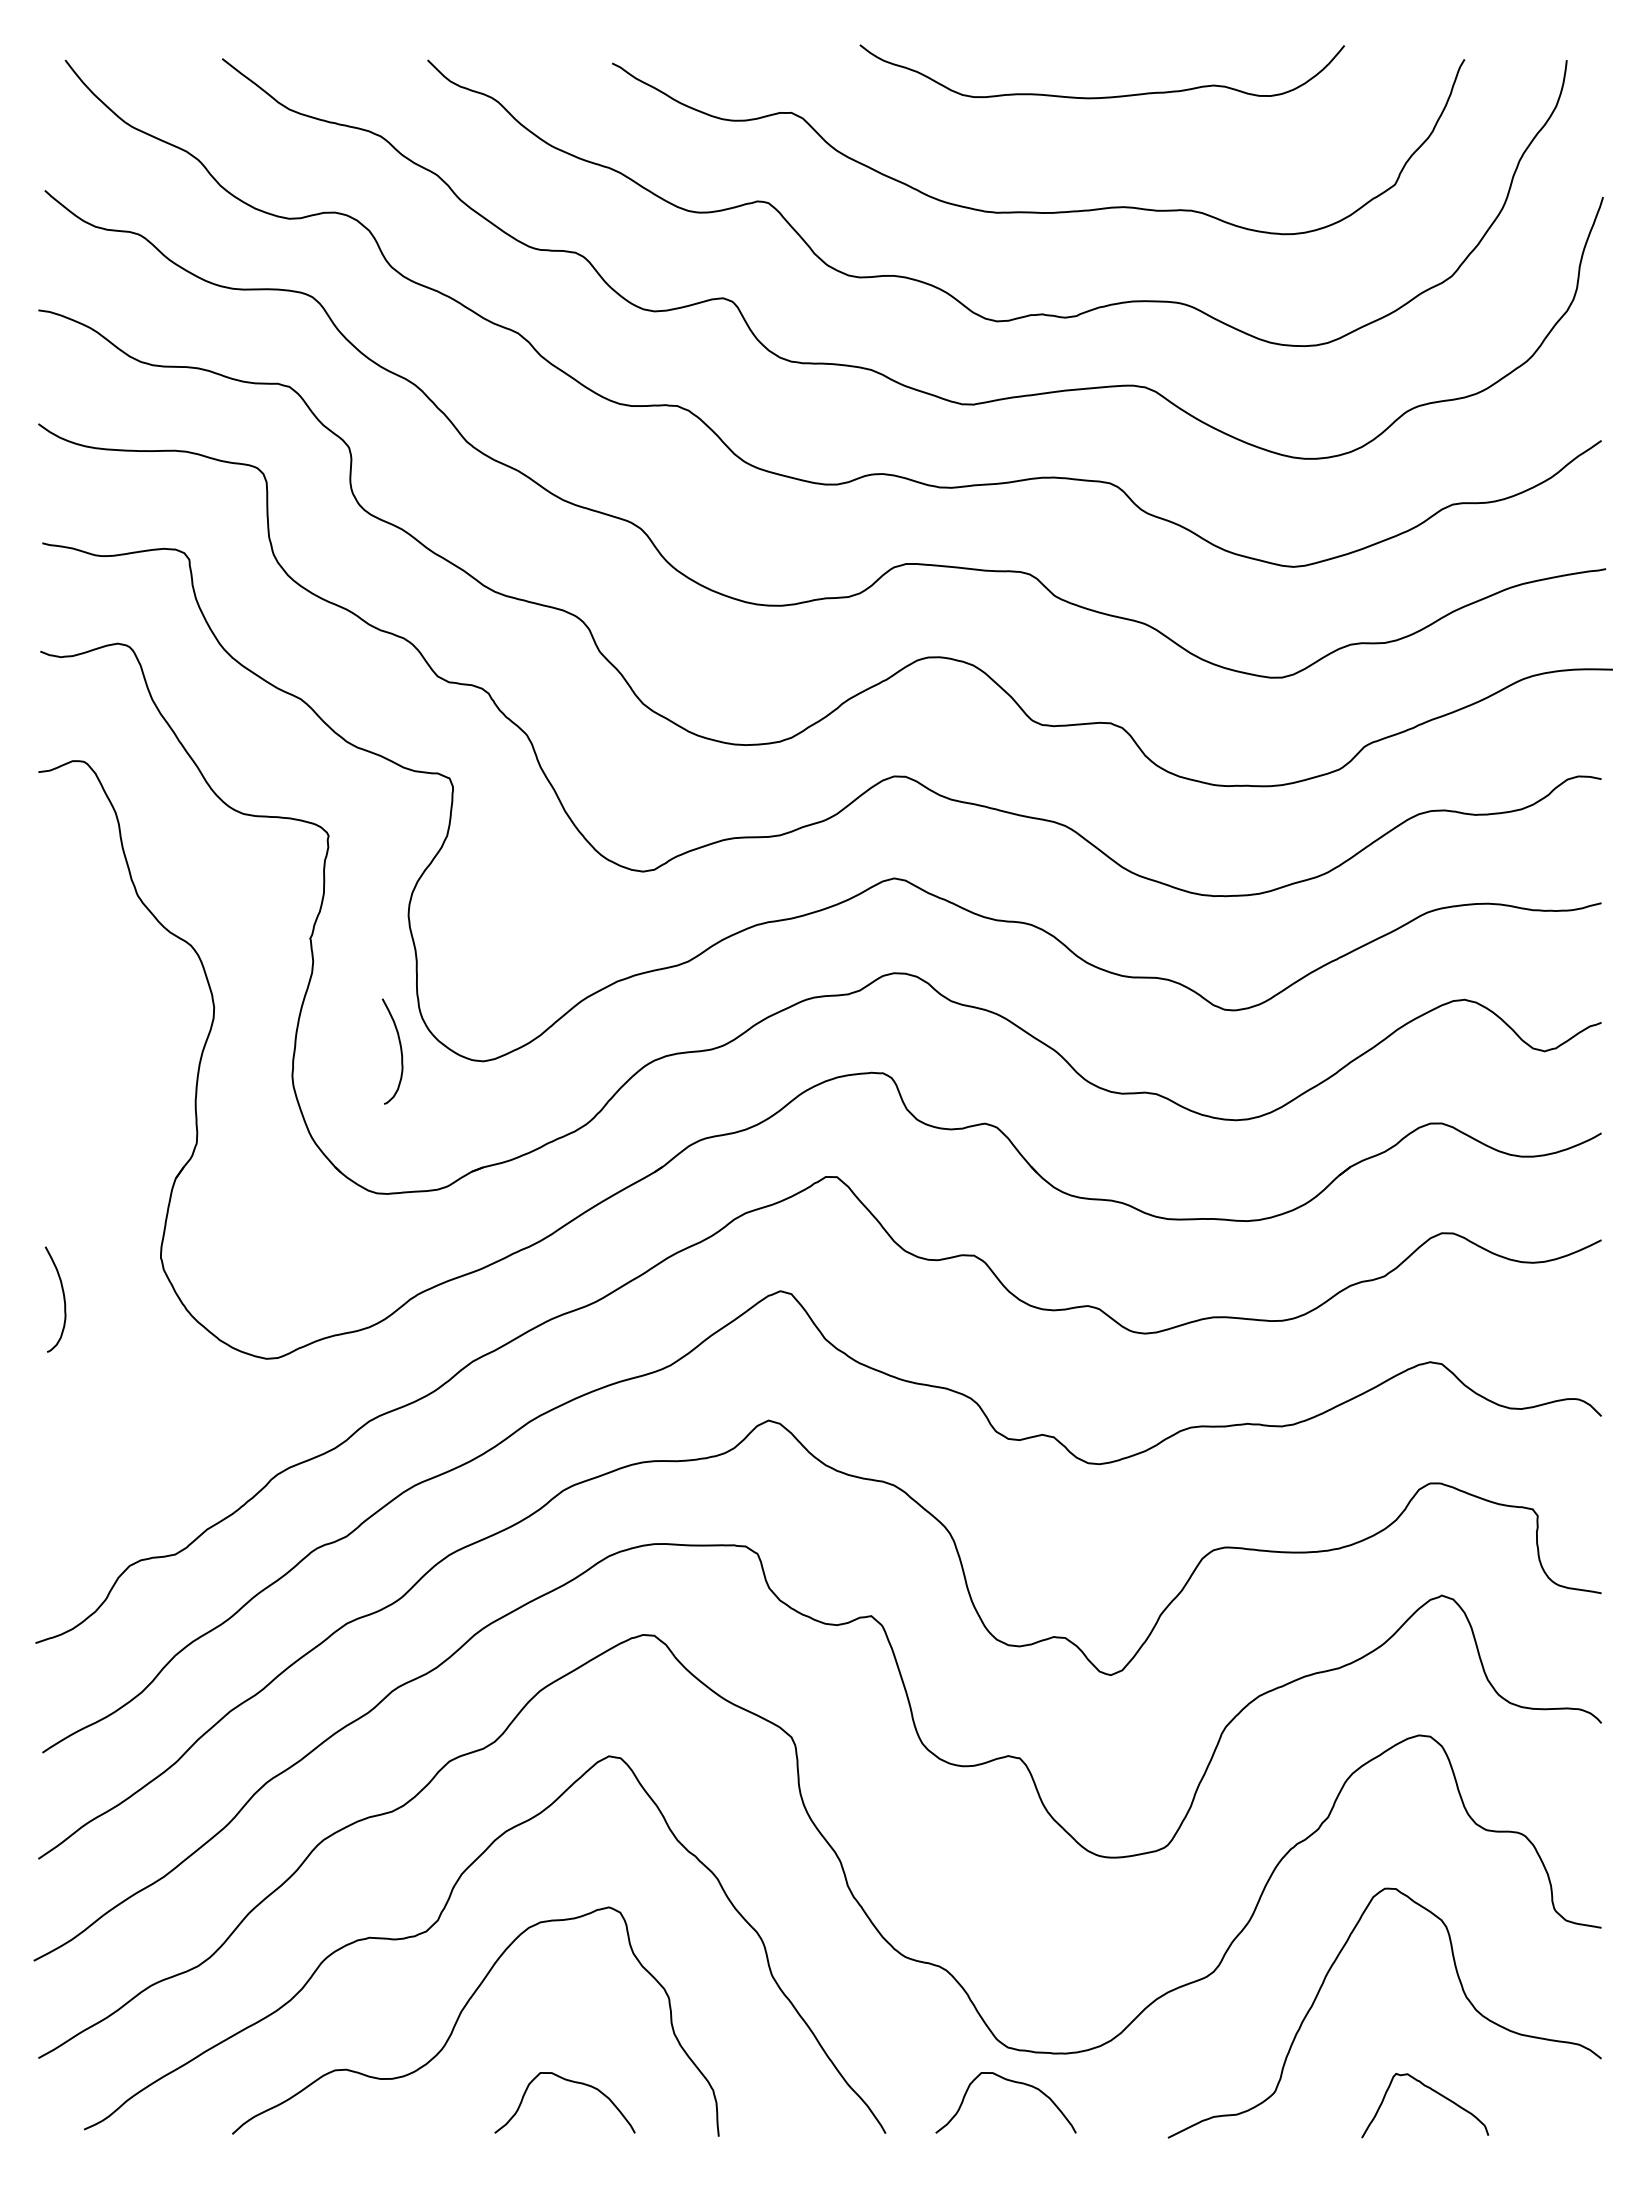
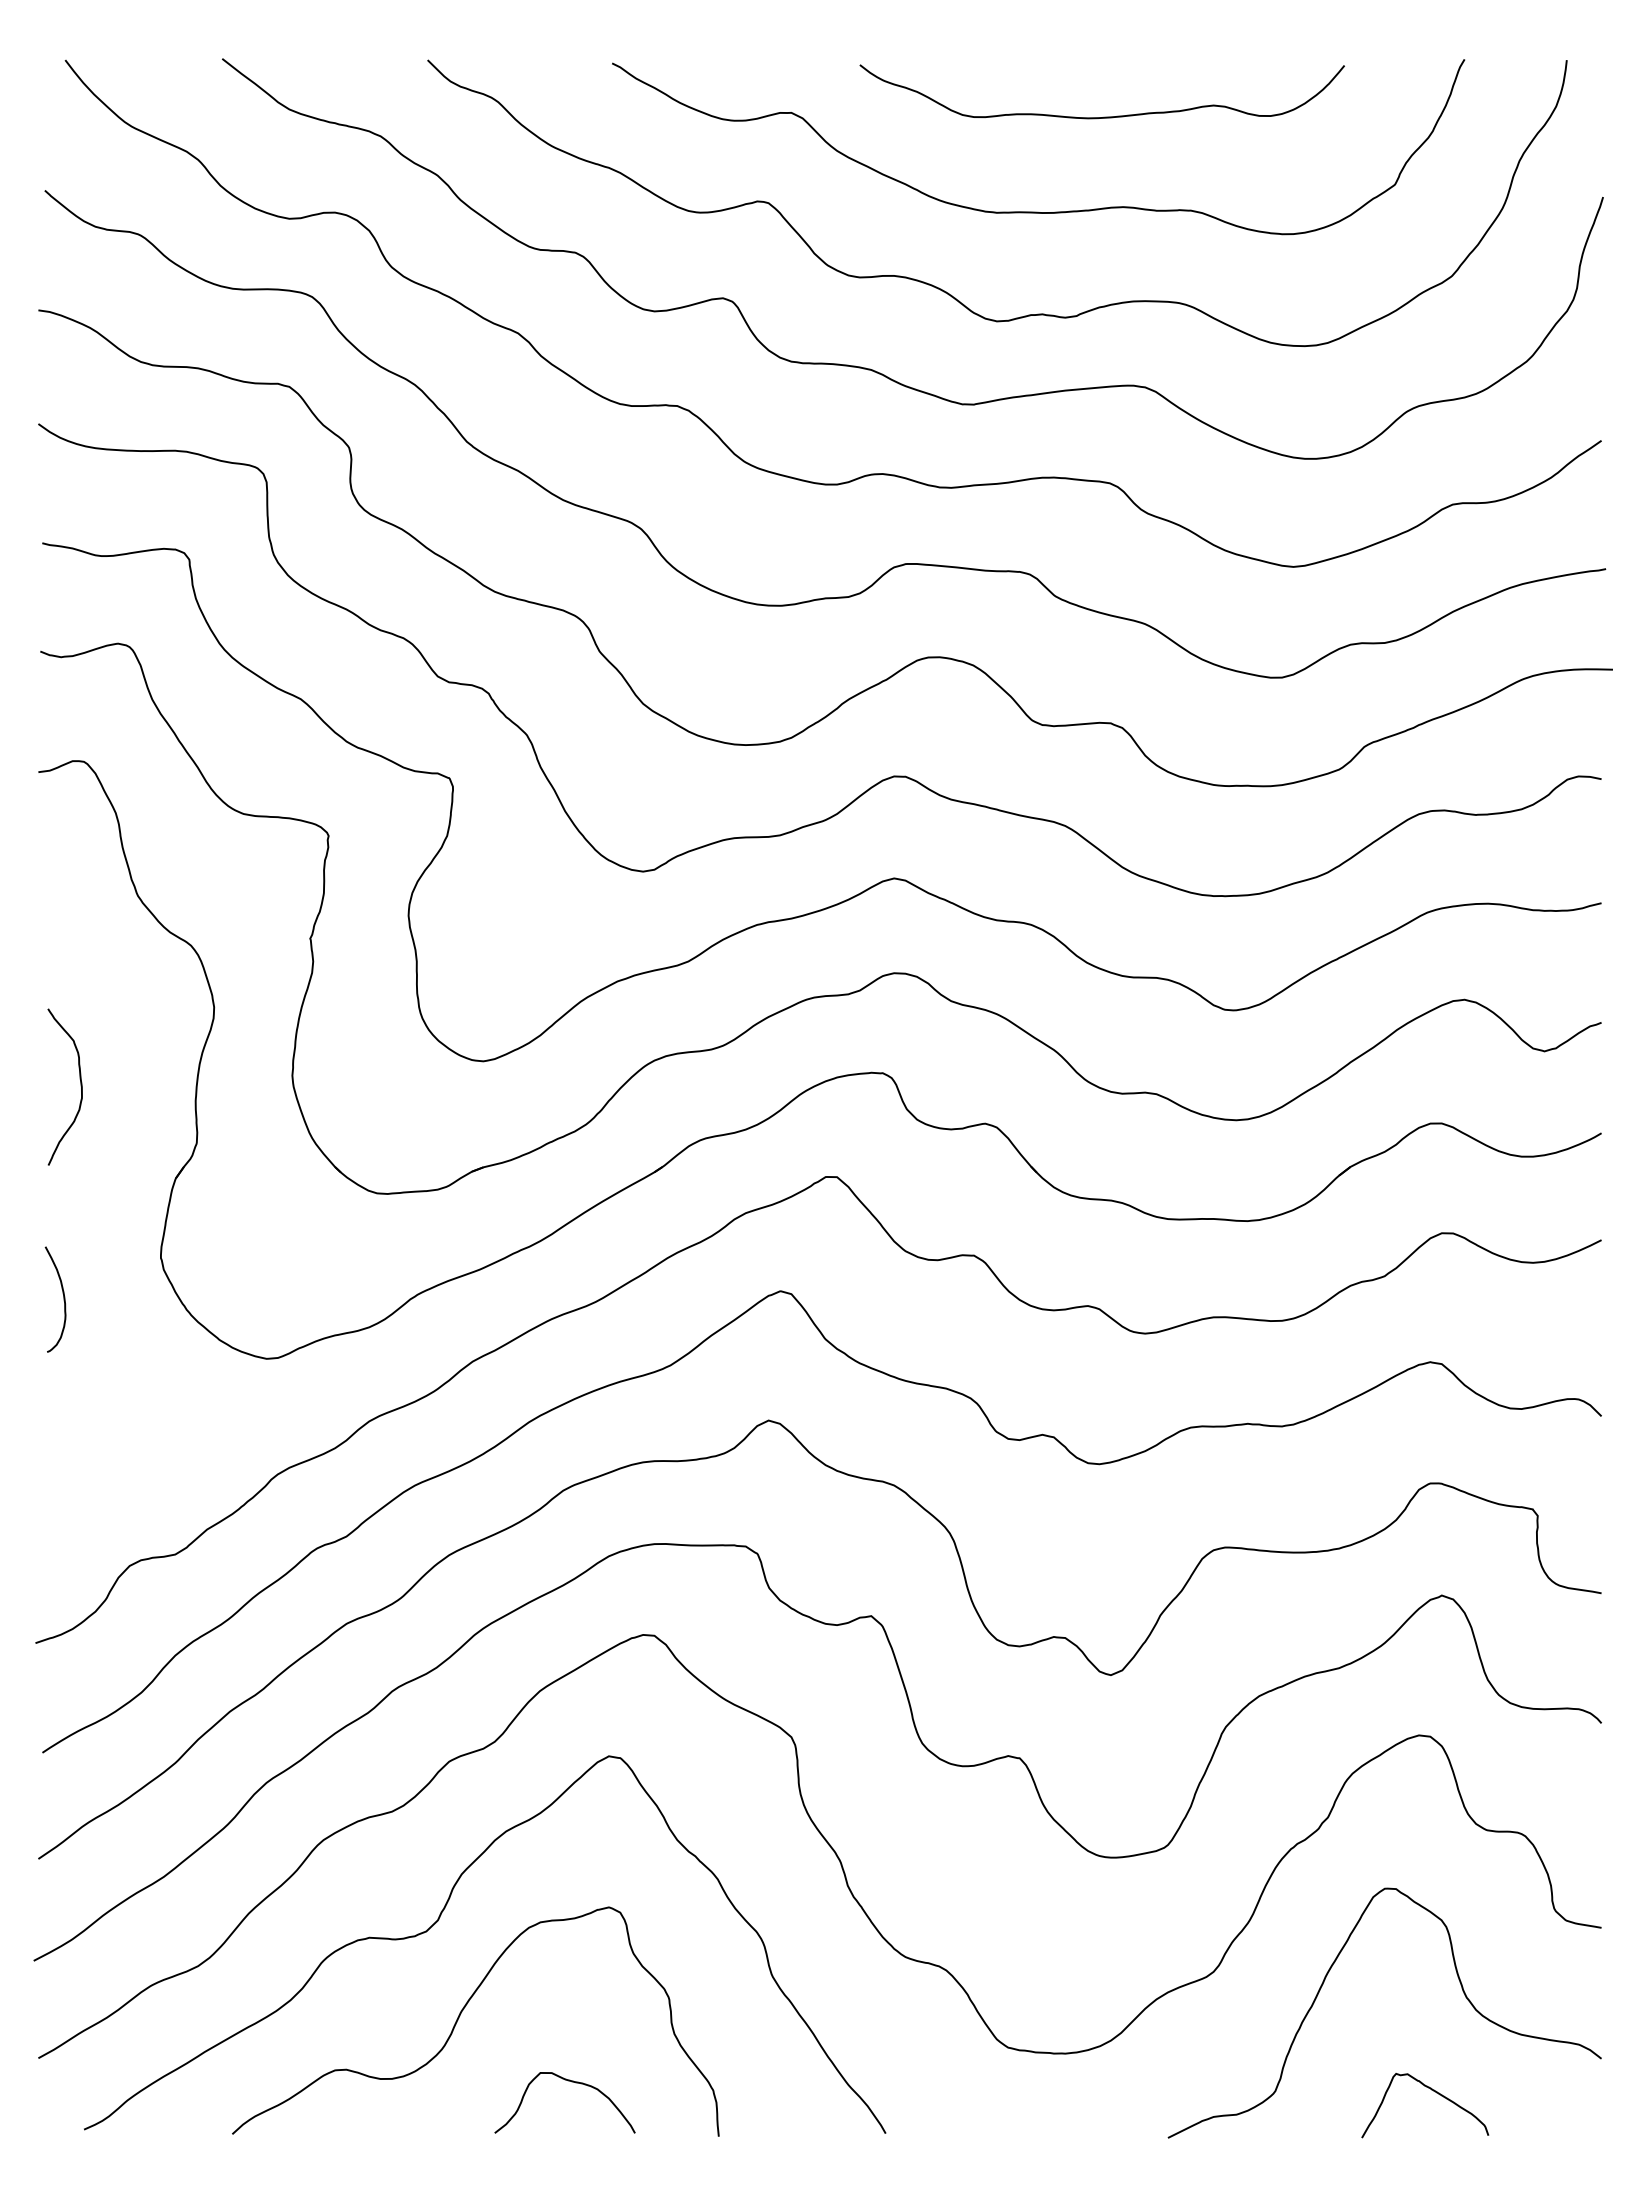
curve position: (1103, 96) -> (1103, 116) (1103, 116)
curve: present -> none (400, 1051)
curve: none -> present (80, 1086)
curve: present -> none (1012, 2082)
